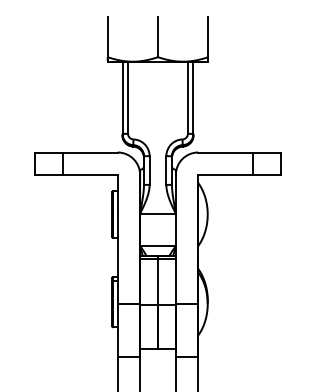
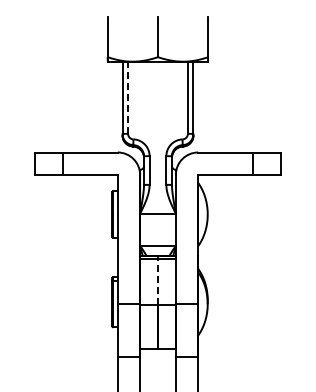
line: solid -> dashed (128, 97)
line: solid -> dashed (158, 282)
